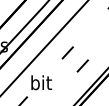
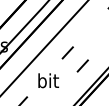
text position: (41, 82) -> (48, 80) (48, 80)
